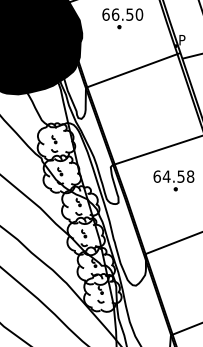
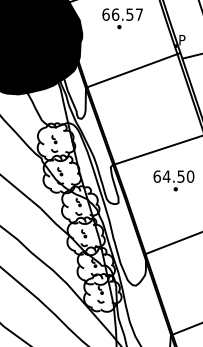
text: 66.50 -> 66.57 (139, 14)
text: 64.58 -> 64.50 (190, 176)
